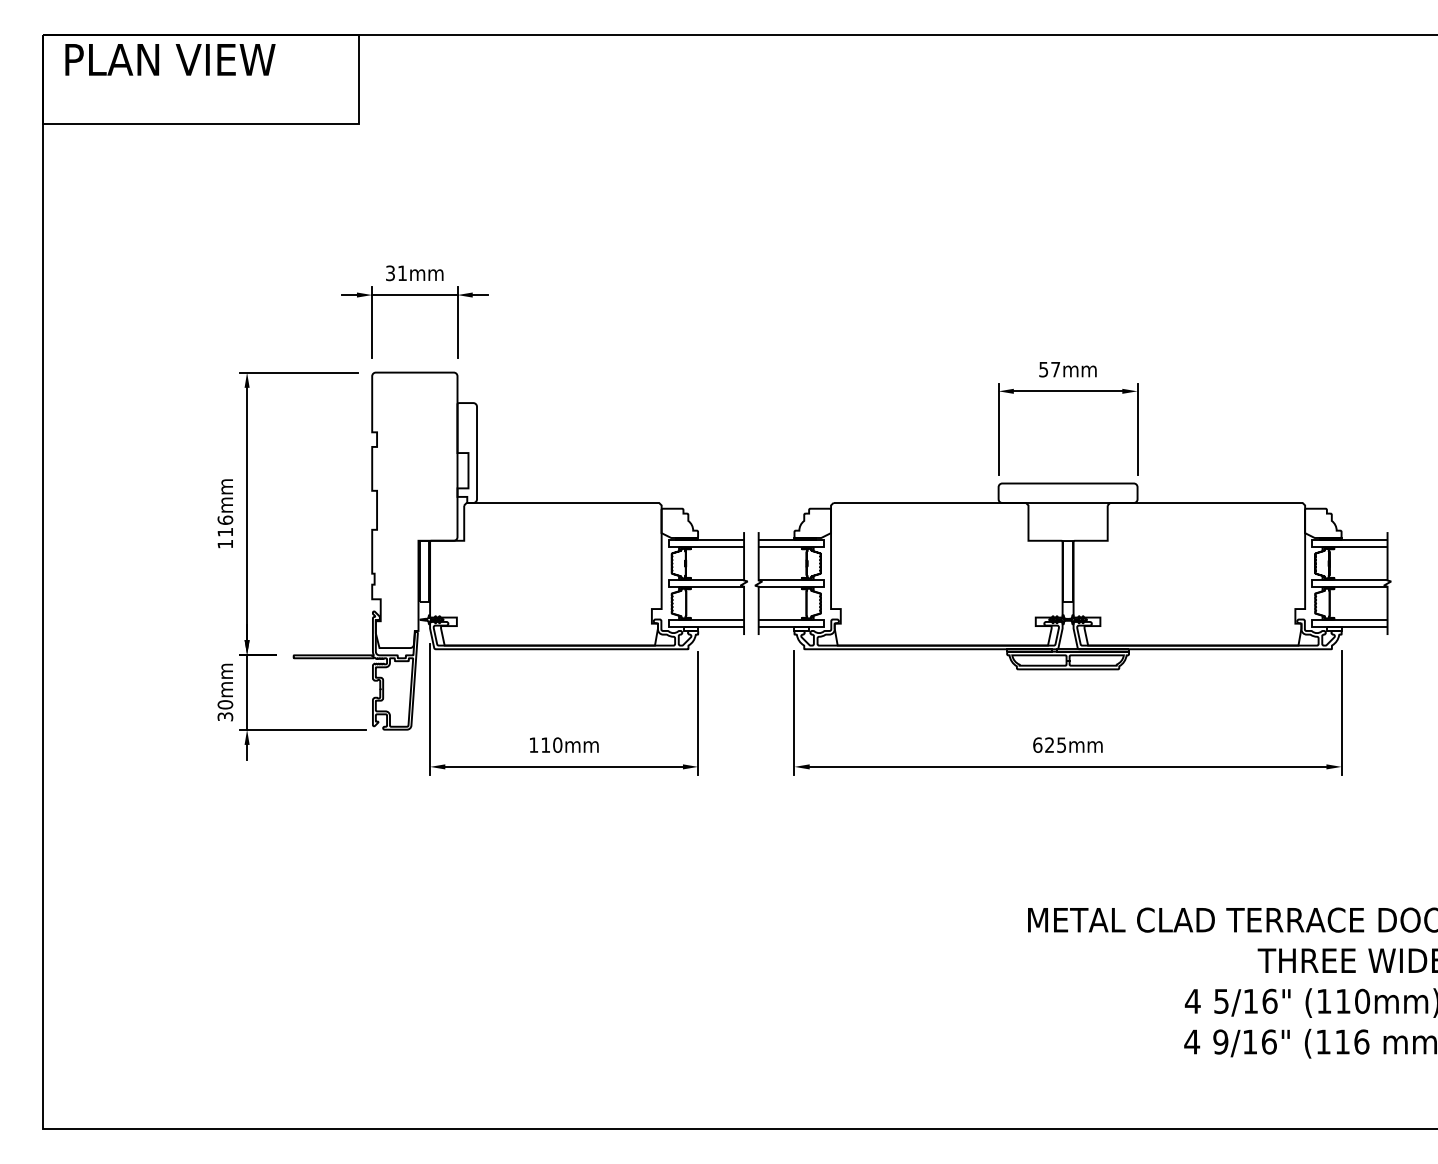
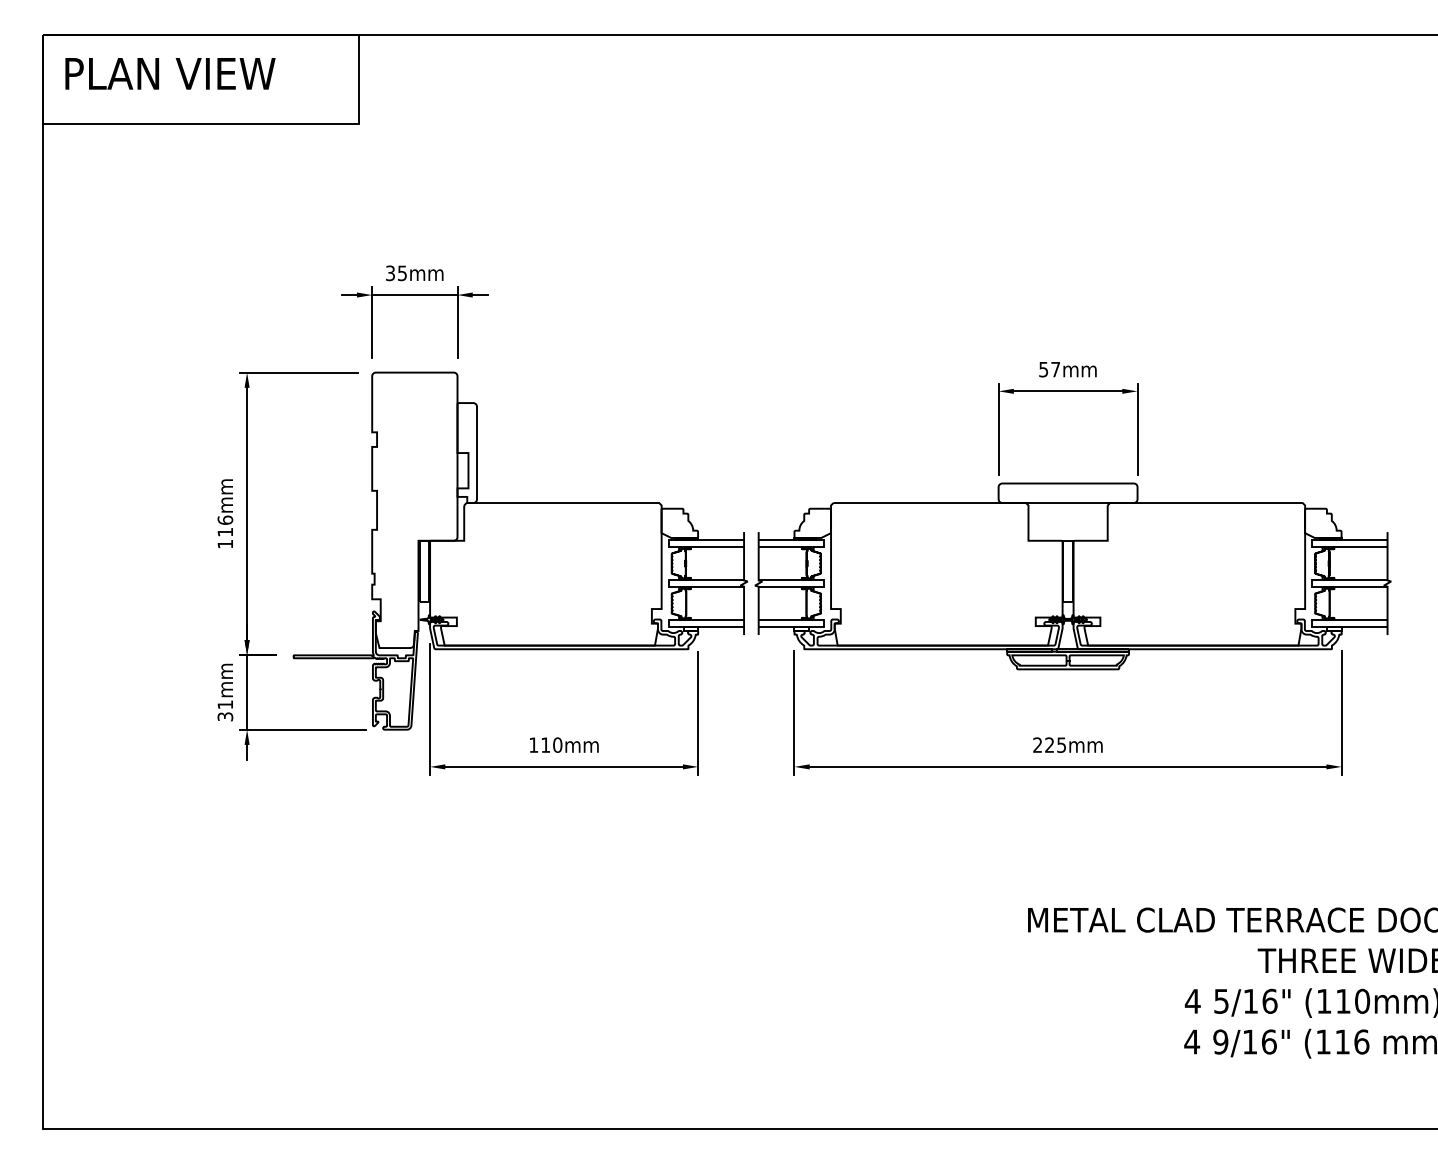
text position: (170, 59) -> (170, 73) (170, 73)
text: 31mm -> 35mm (402, 273)
text: 30mm -> 31mm (225, 704)
text: 625mm -> 225mm (1037, 744)
